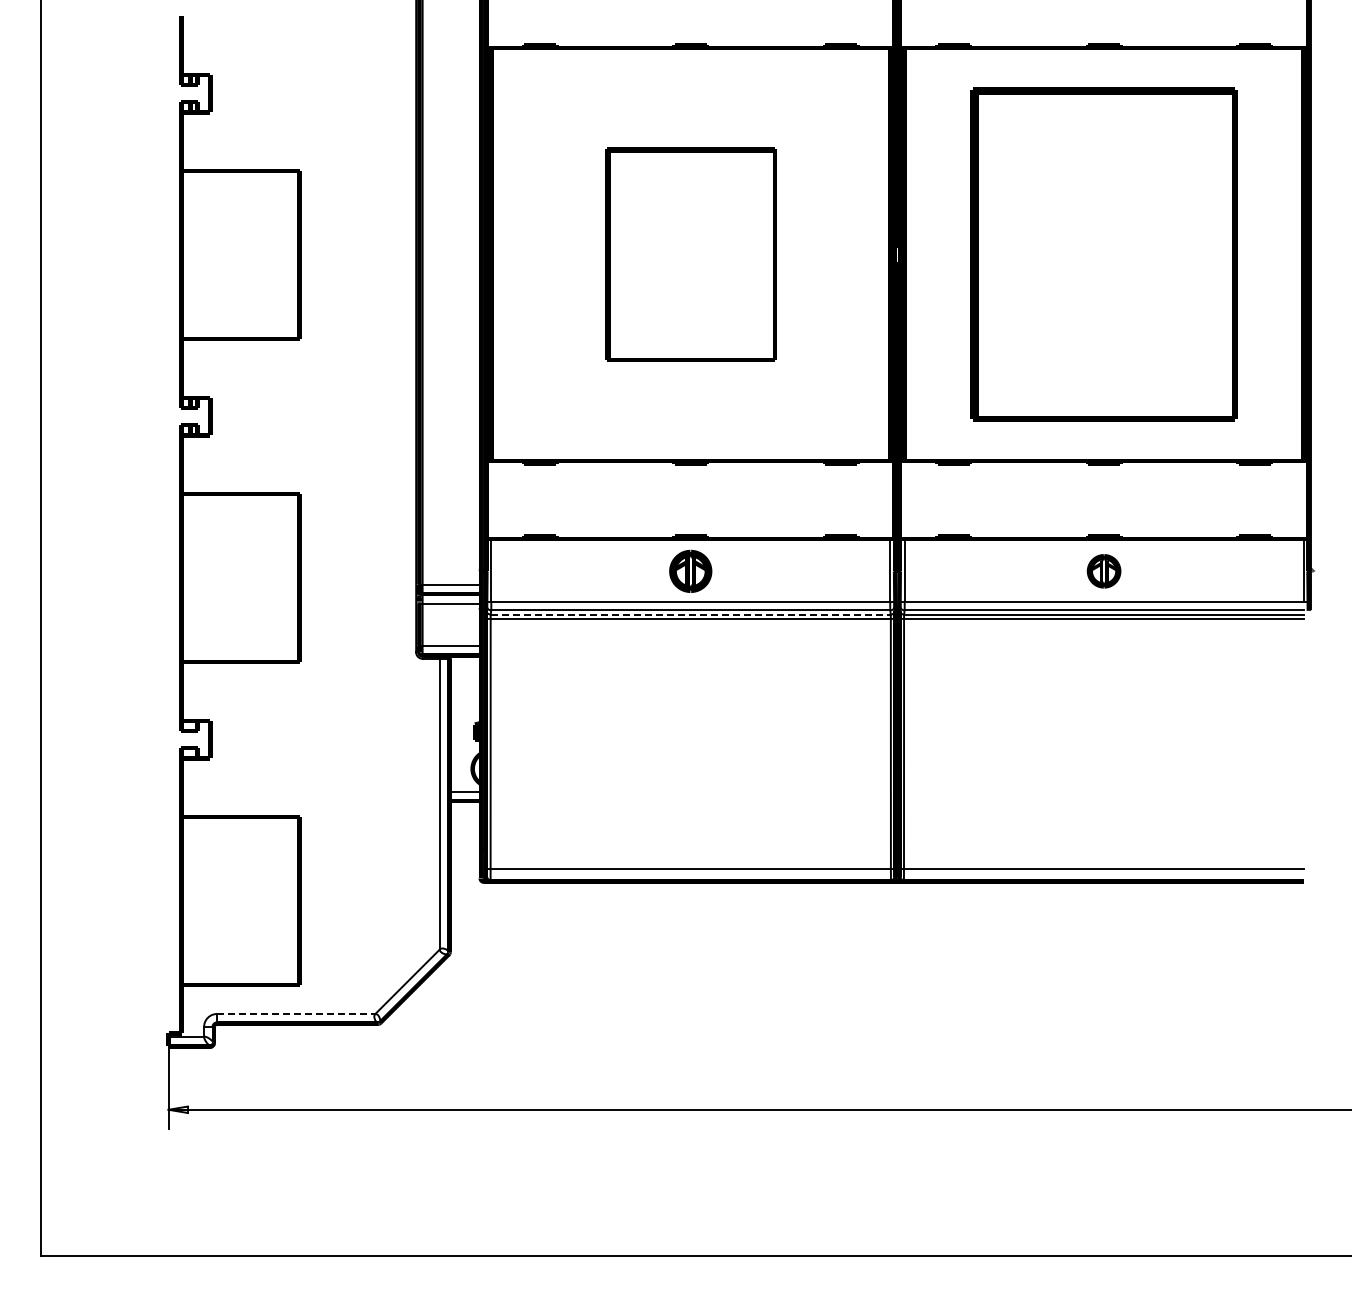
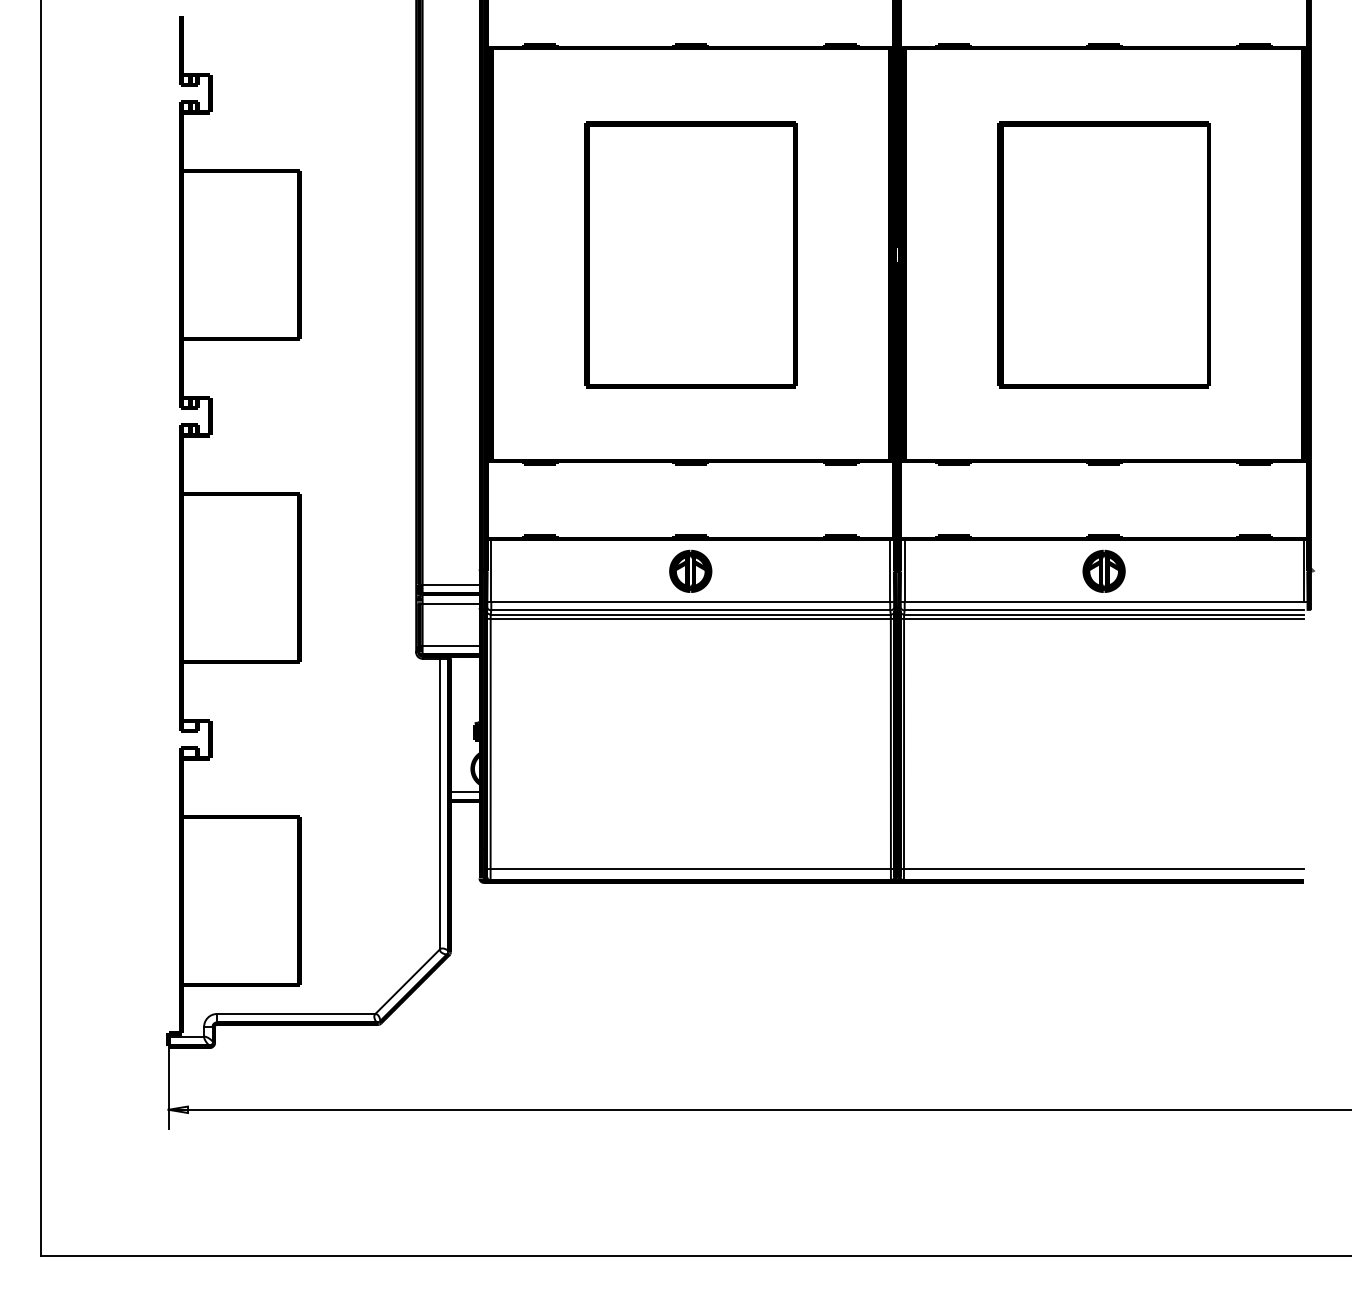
part size: 172x215 px -> 214x268 px (690, 254)
part size: 268x335 px -> 214x268 px (1103, 254)
part size: 36x35 px -> 44x44 px (1103, 570)
line: dashed -> solid (691, 614)
line: dashed -> solid (296, 1014)
